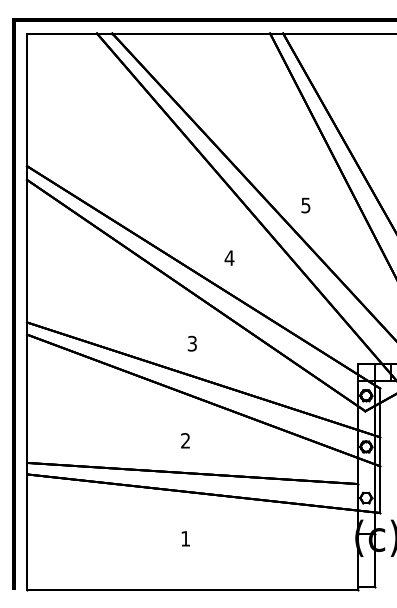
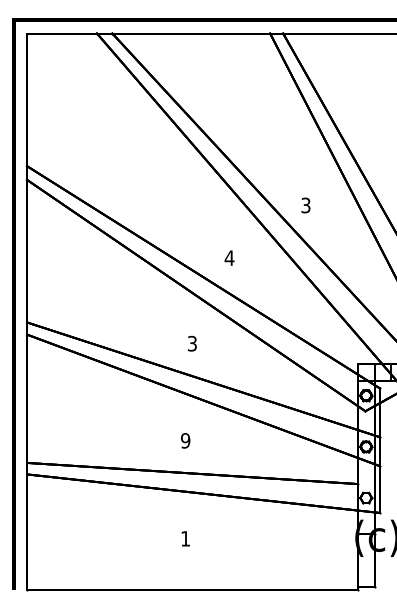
text: 5 -> 3 (305, 204)
text: 2 -> 9 (185, 440)
